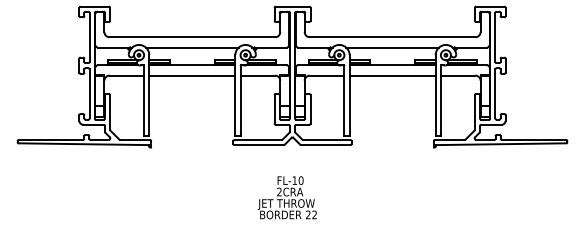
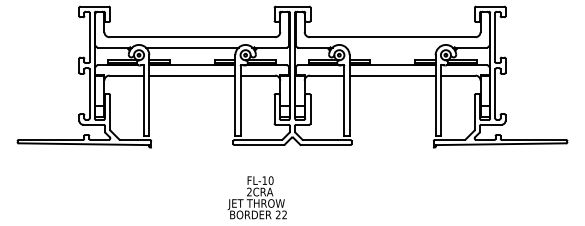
line: present -> none (392, 47)
text position: (286, 197) -> (256, 197) (256, 197)
